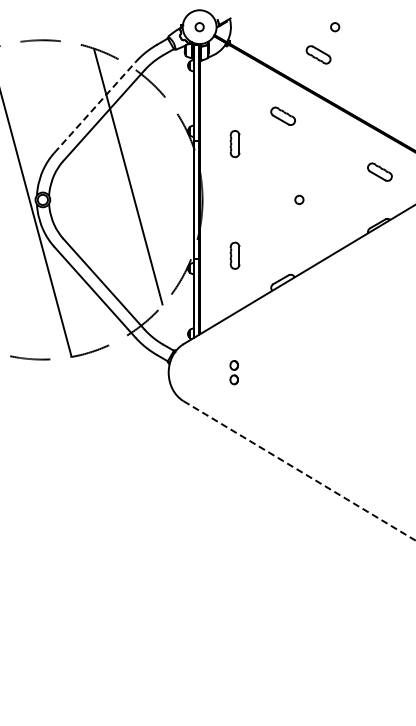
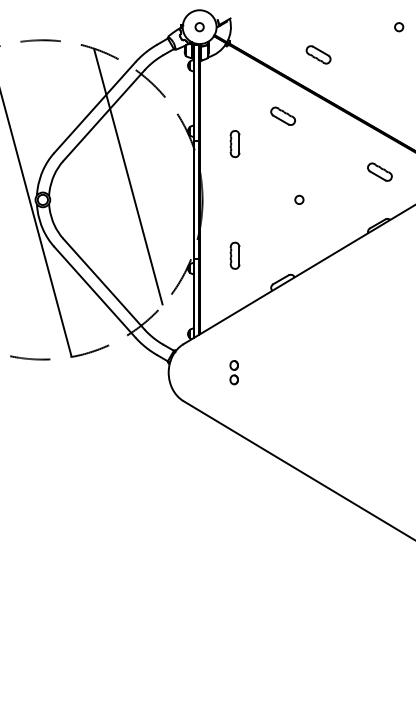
circle position: (335, 27) -> (399, 27) (399, 27)
line: dashed -> solid (94, 107)
line: dashed -> solid (299, 471)
